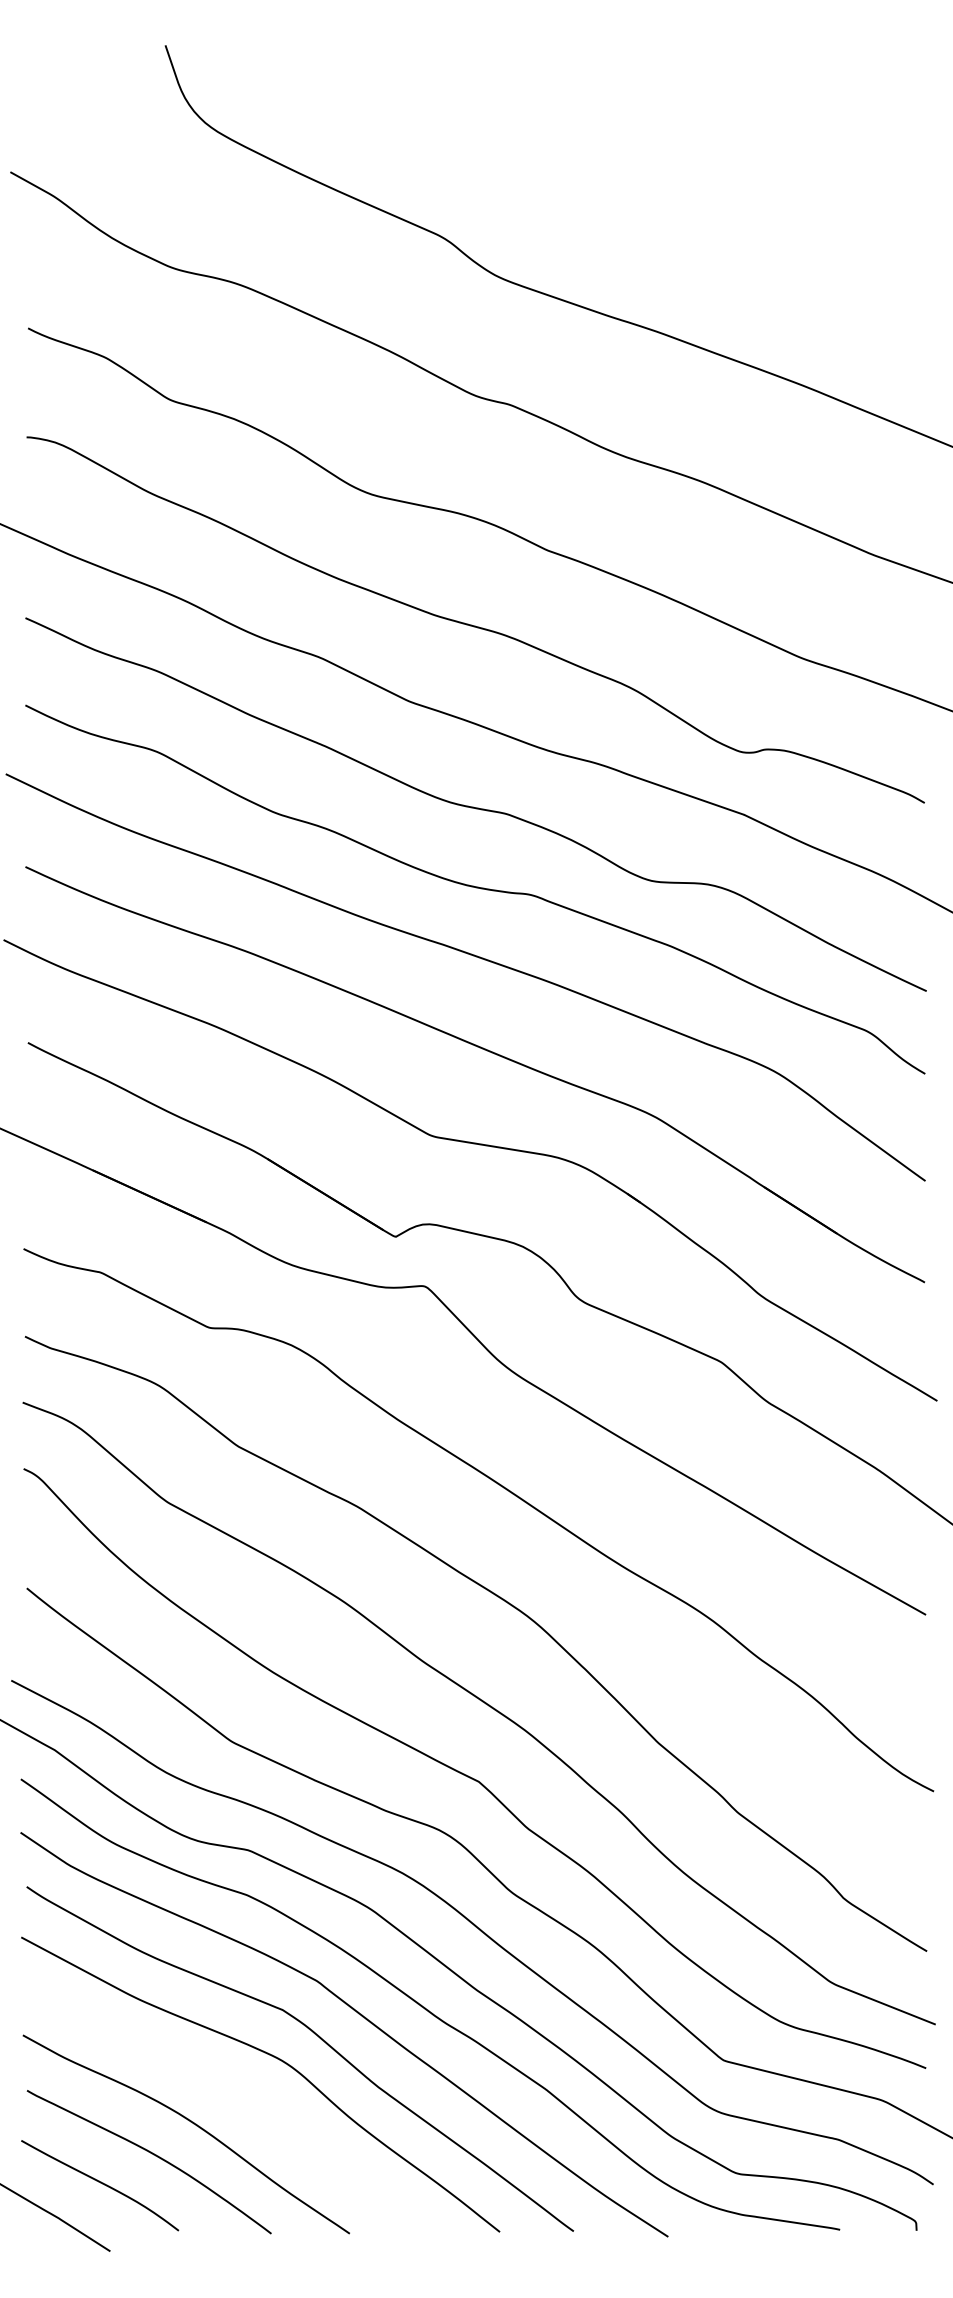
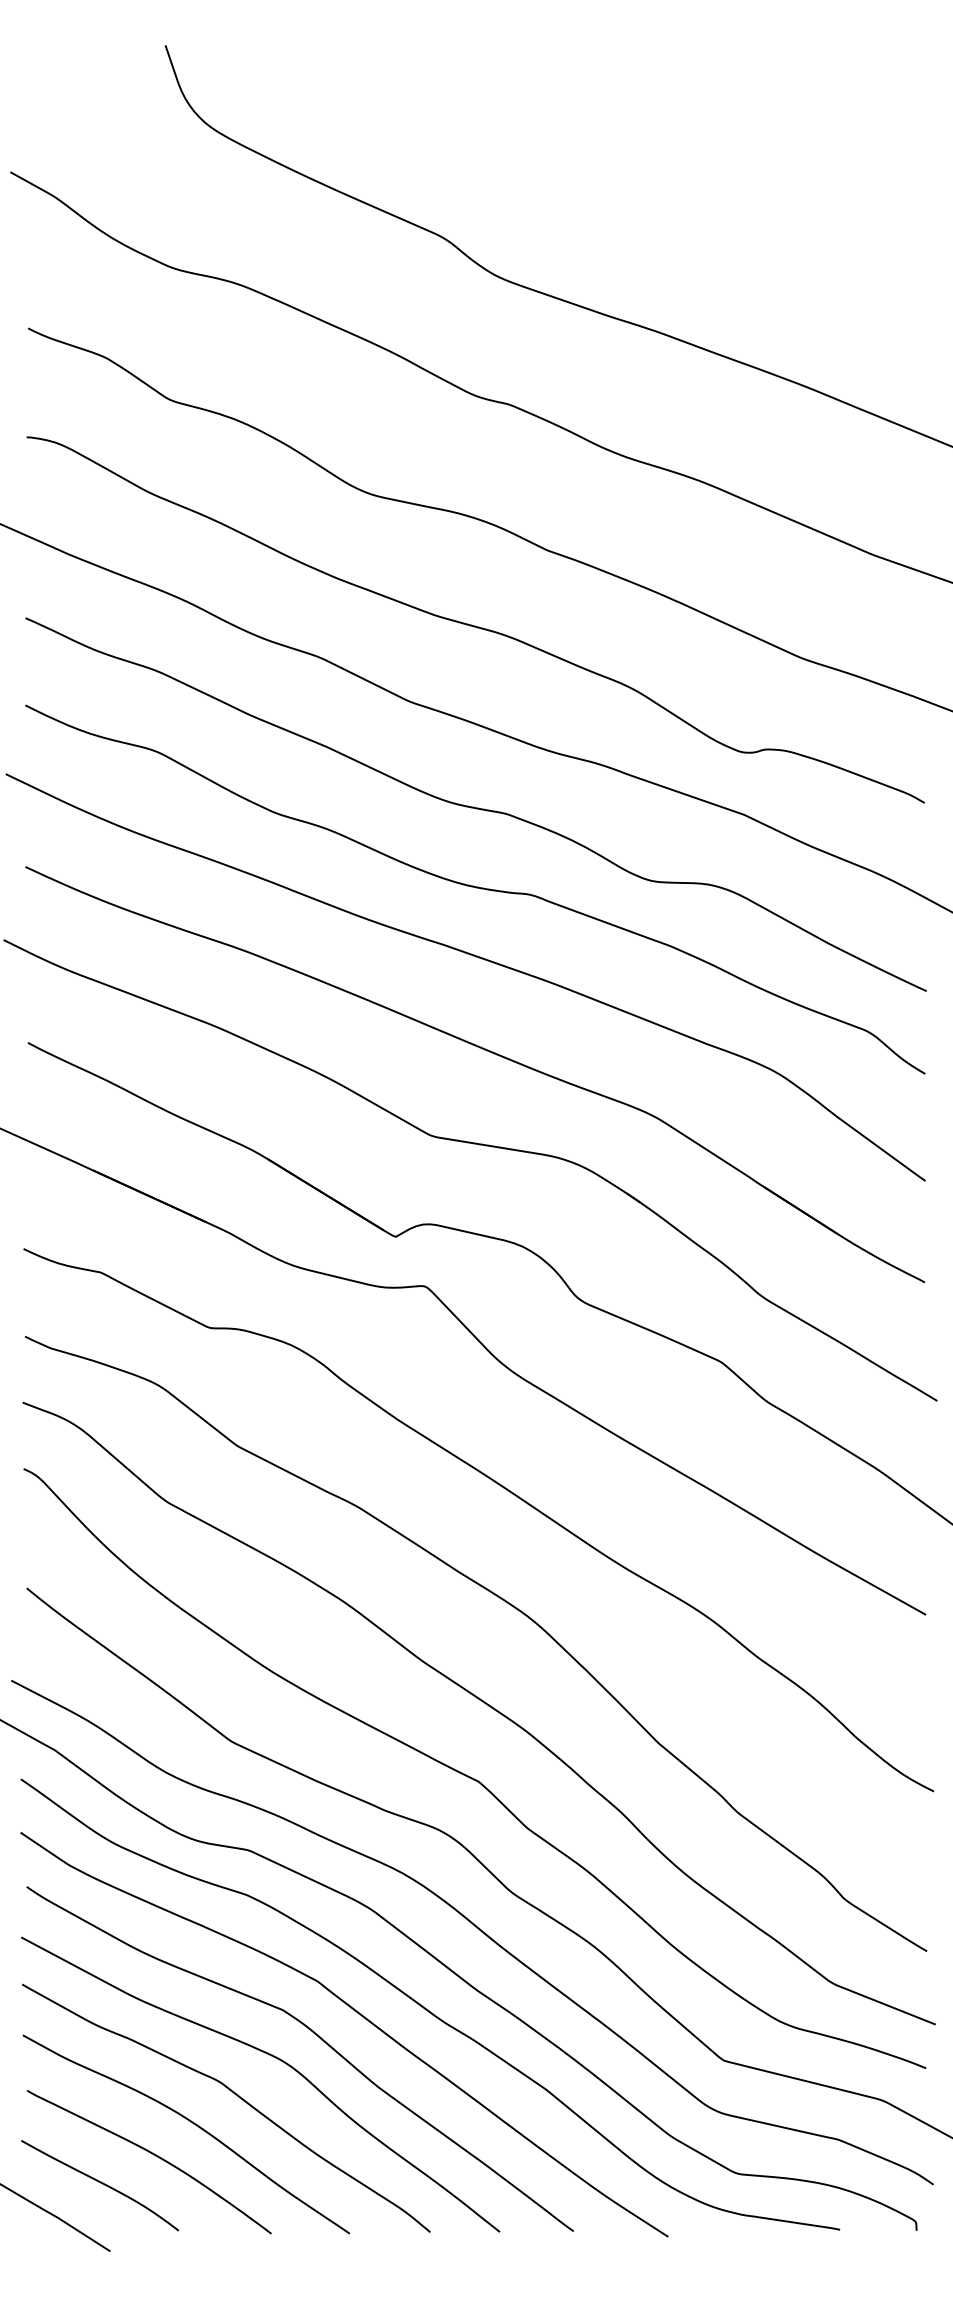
curve: none -> present (234, 2094)
